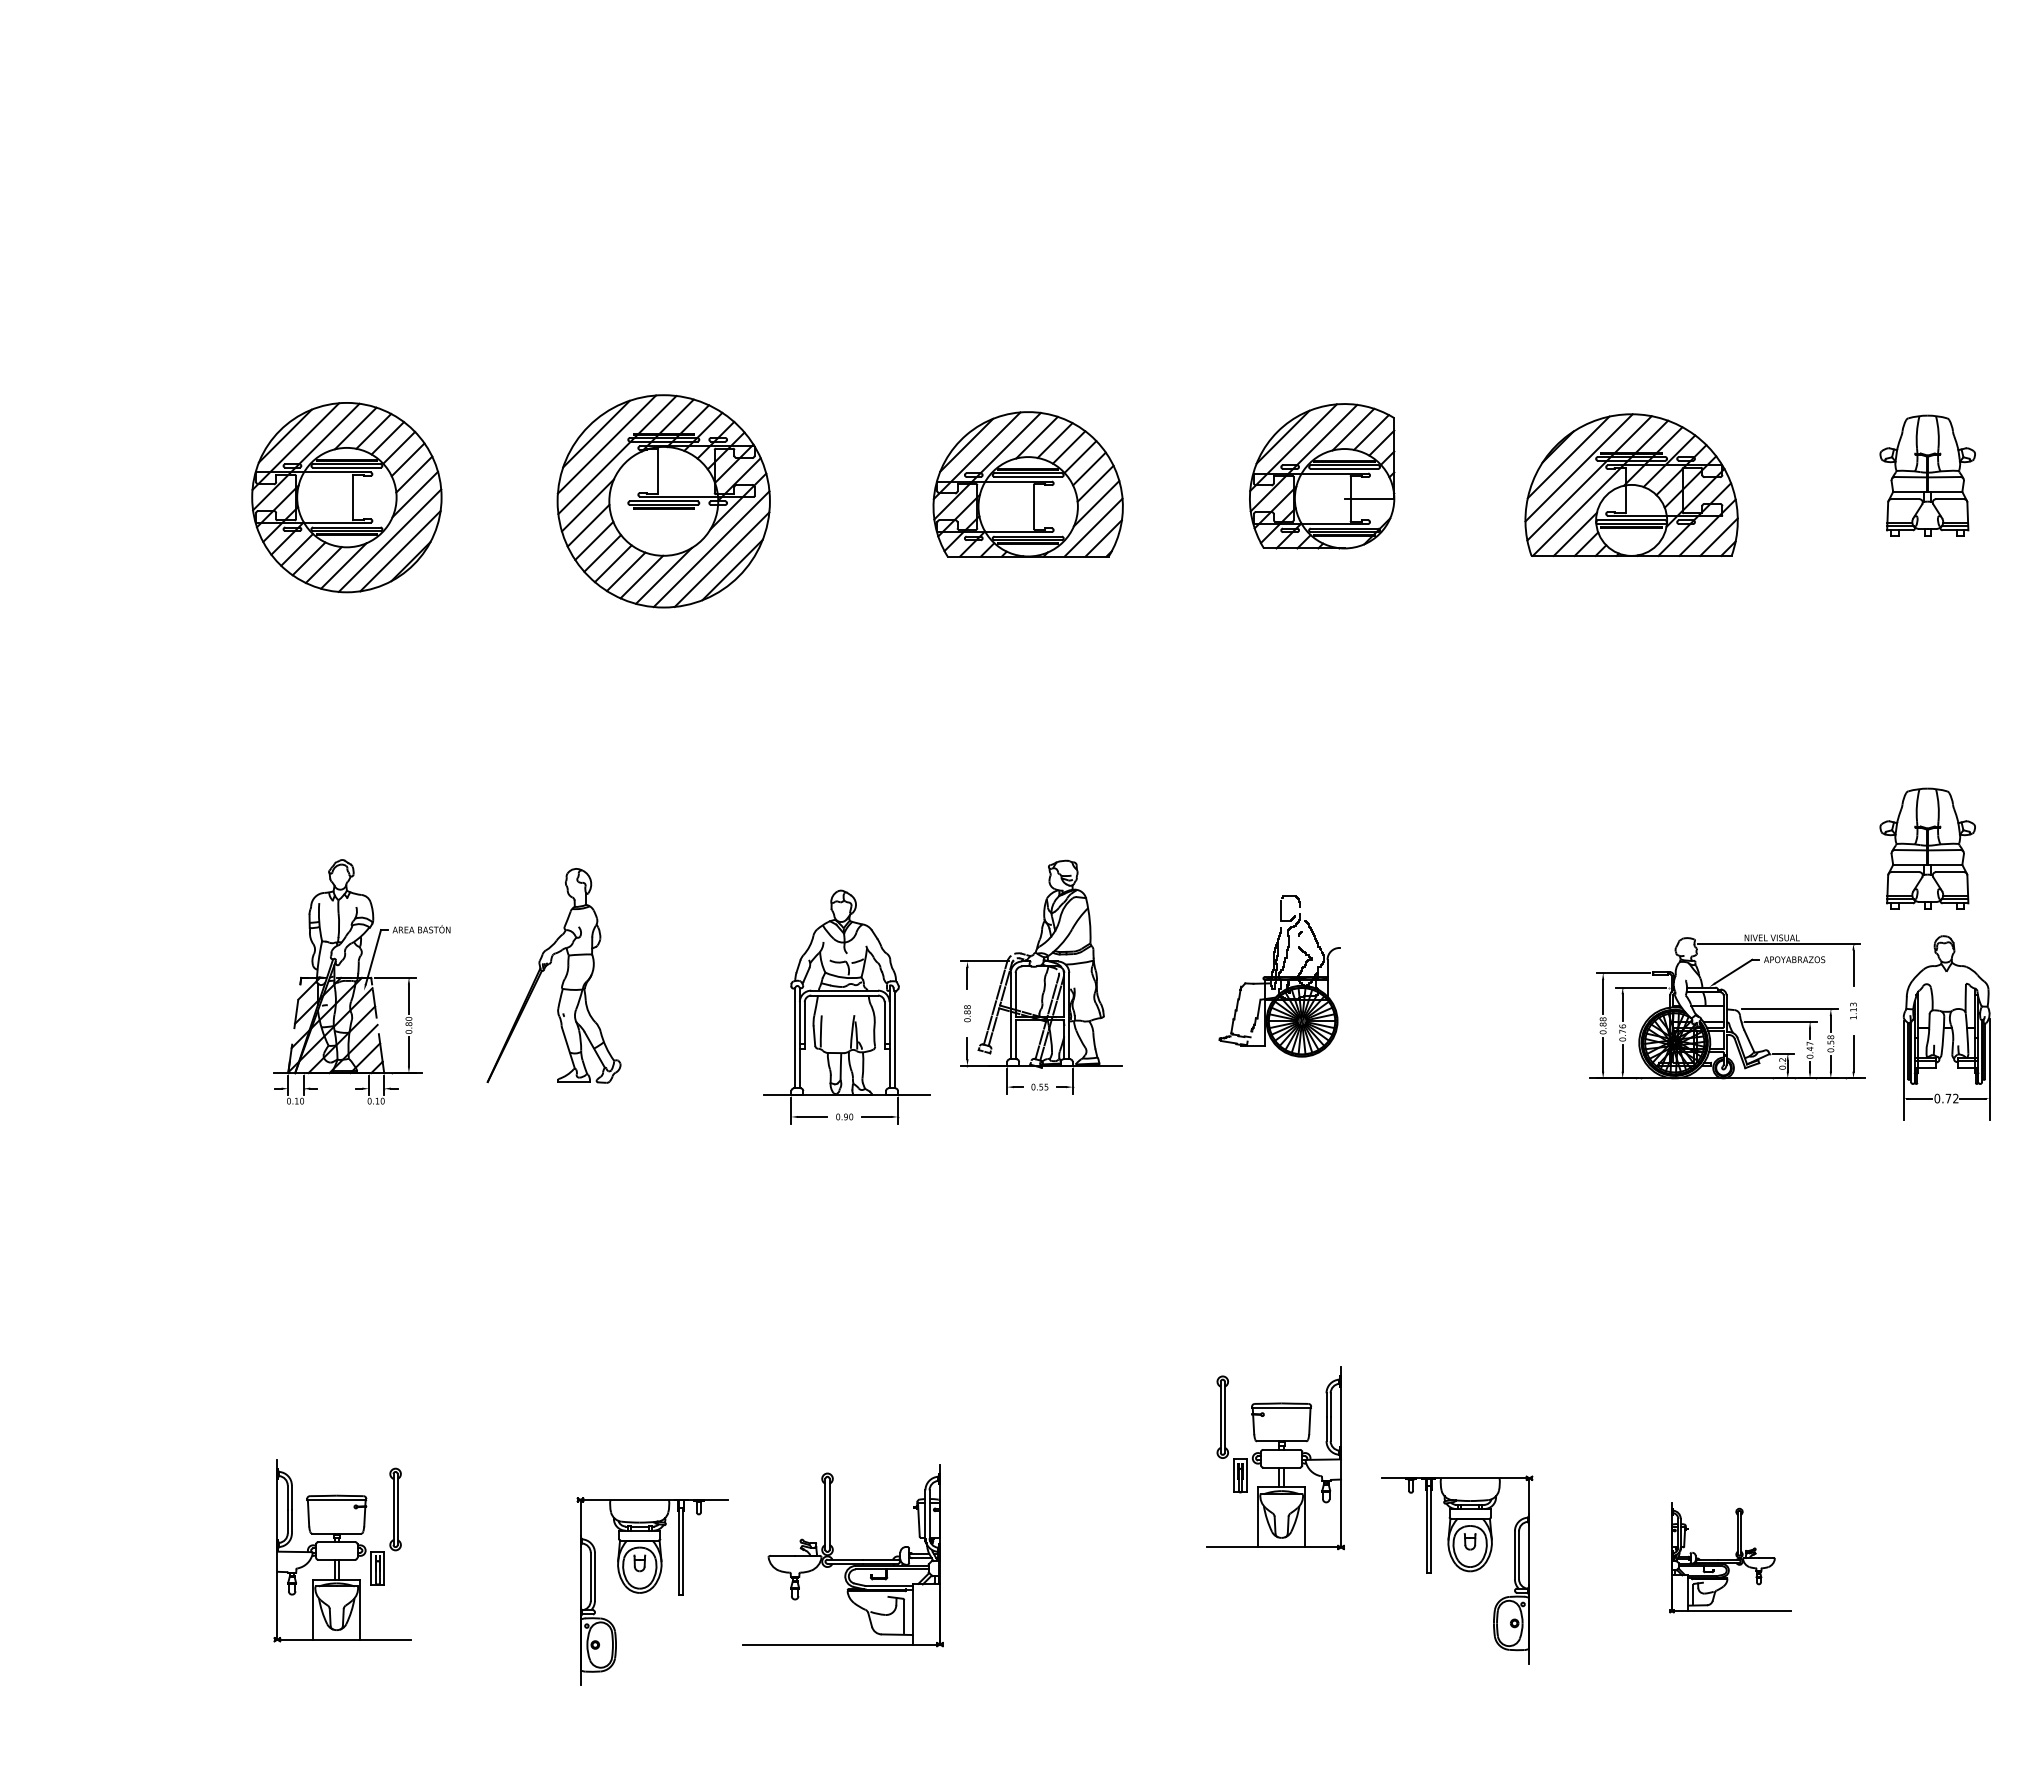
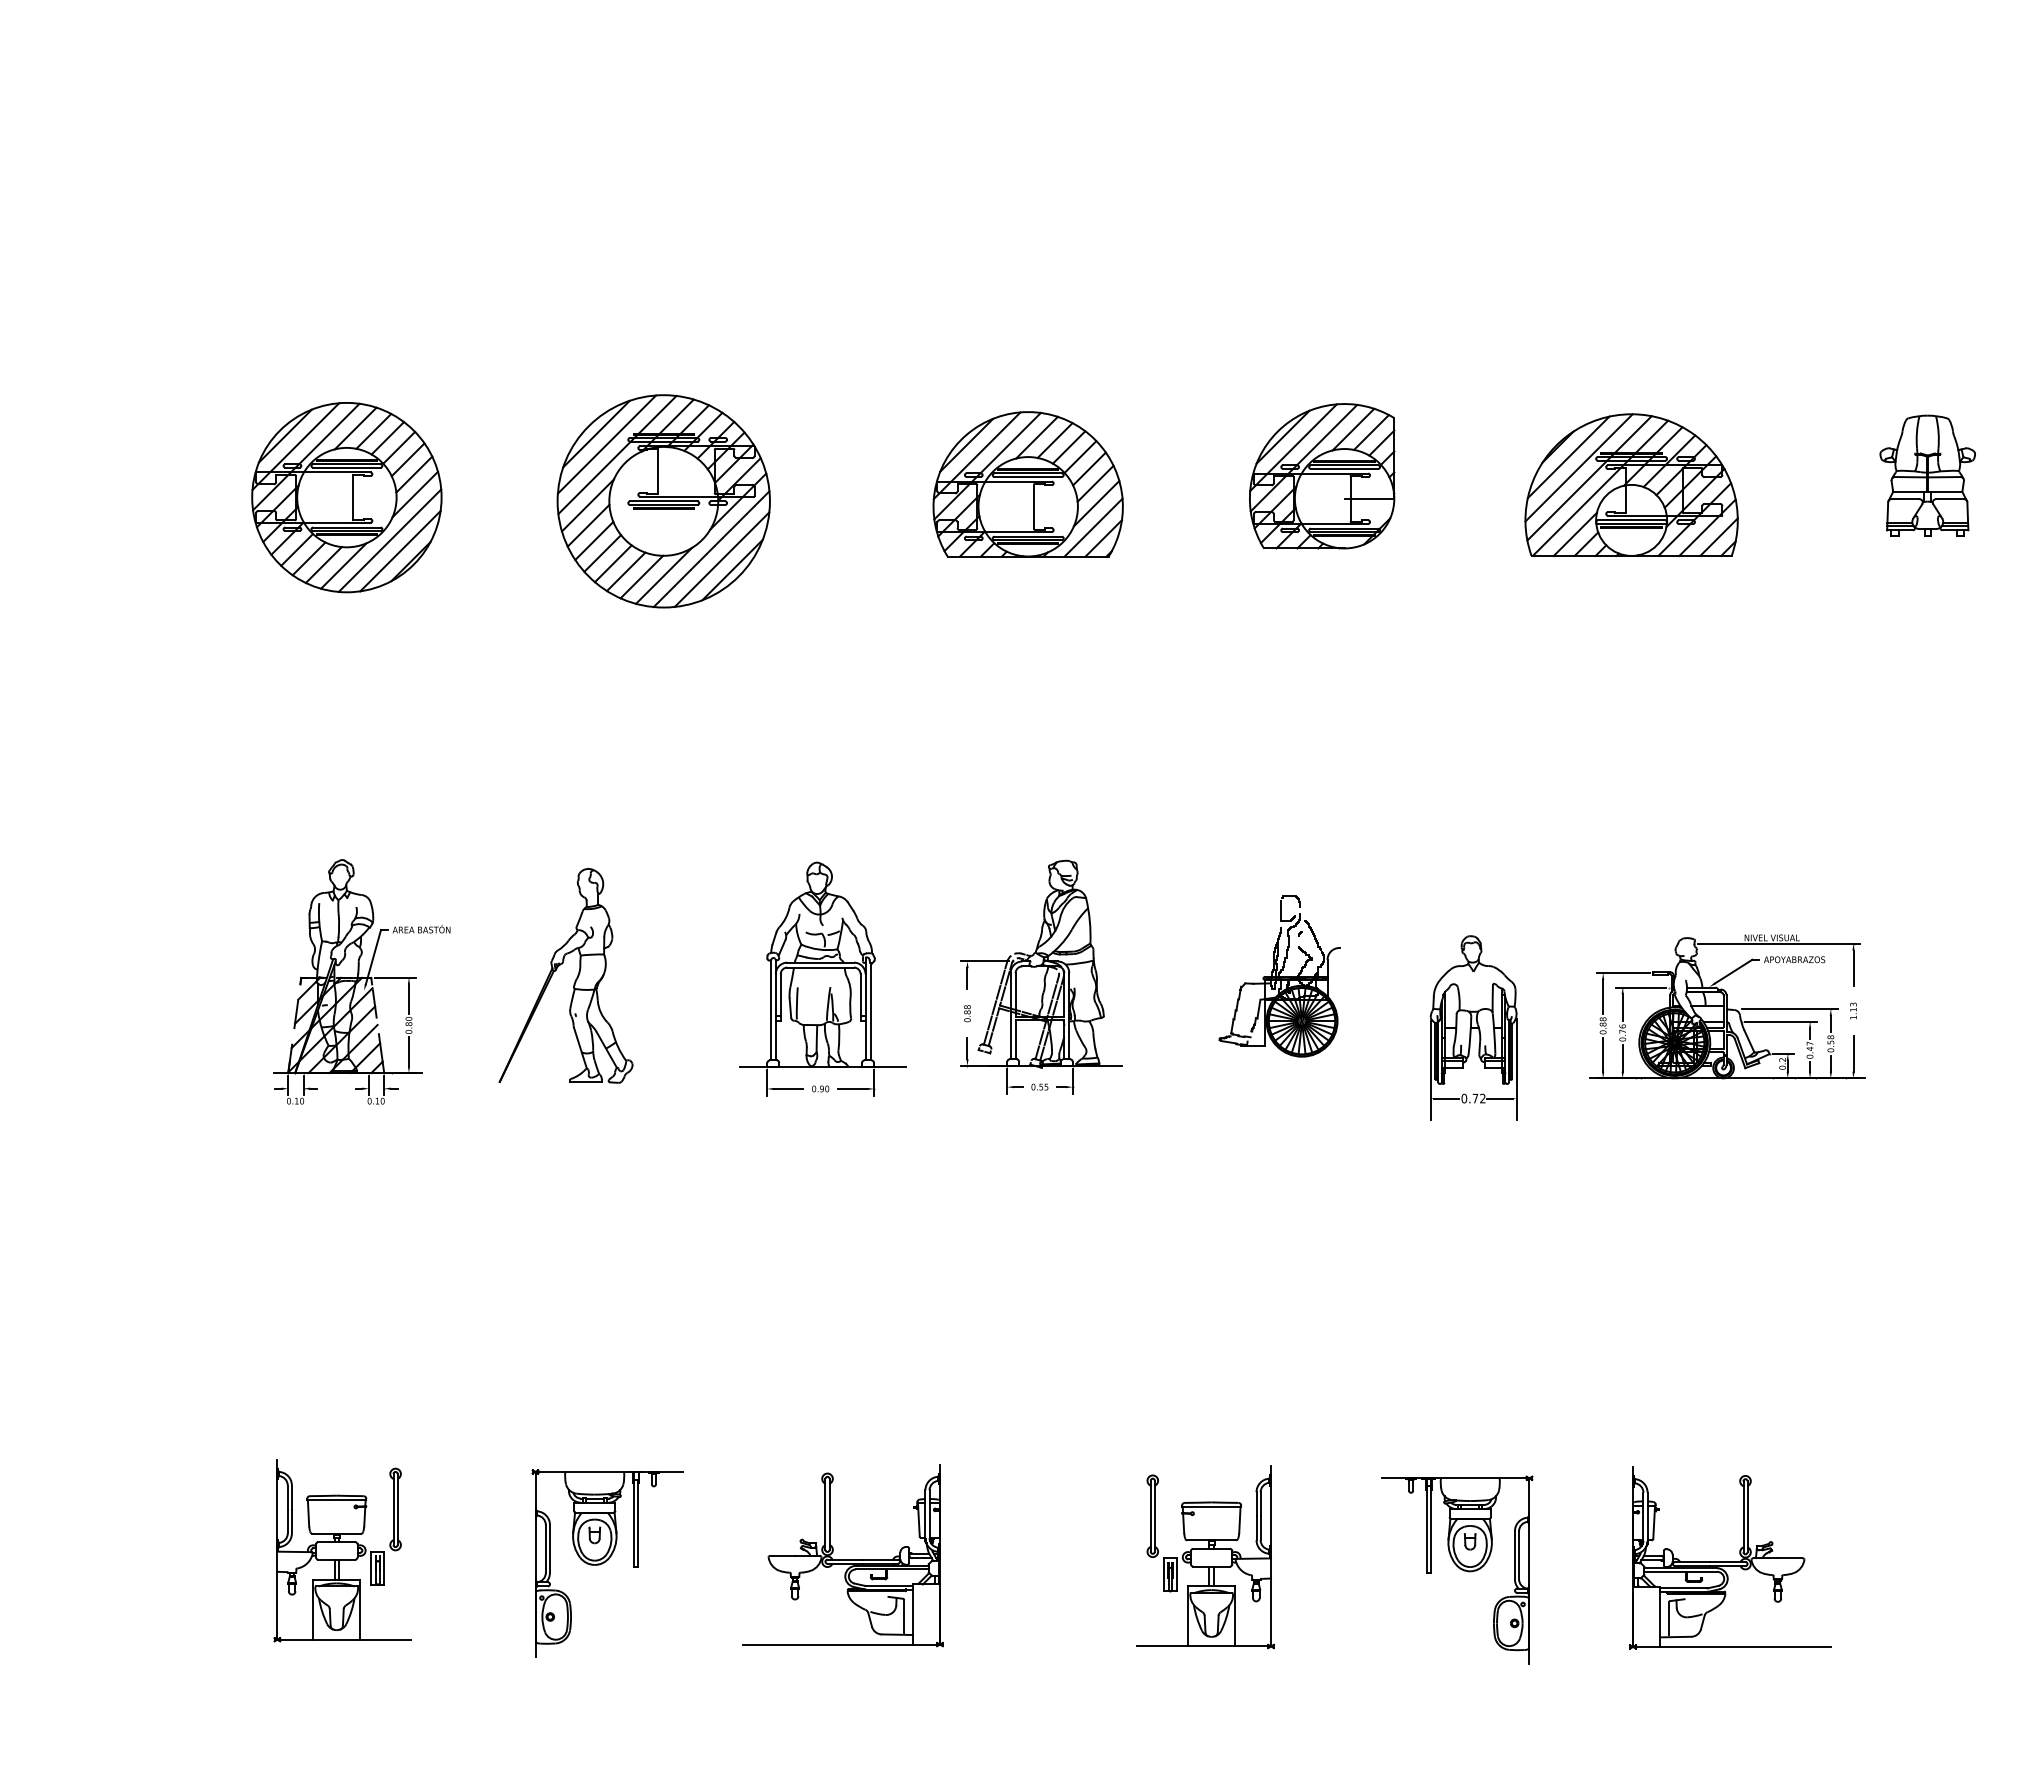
part: present -> none (1927, 848)
part position: (545, 969) -> (557, 969) (557, 969)
part position: (846, 1006) -> (822, 978) (822, 978)
part position: (1946, 1027) -> (1473, 1027) (1473, 1027)
part position: (1275, 1458) -> (1205, 1557) (1205, 1557)
part size: 123x112 px -> 203x184 px (1730, 1557)
part position: (652, 1591) -> (607, 1563) (607, 1563)
